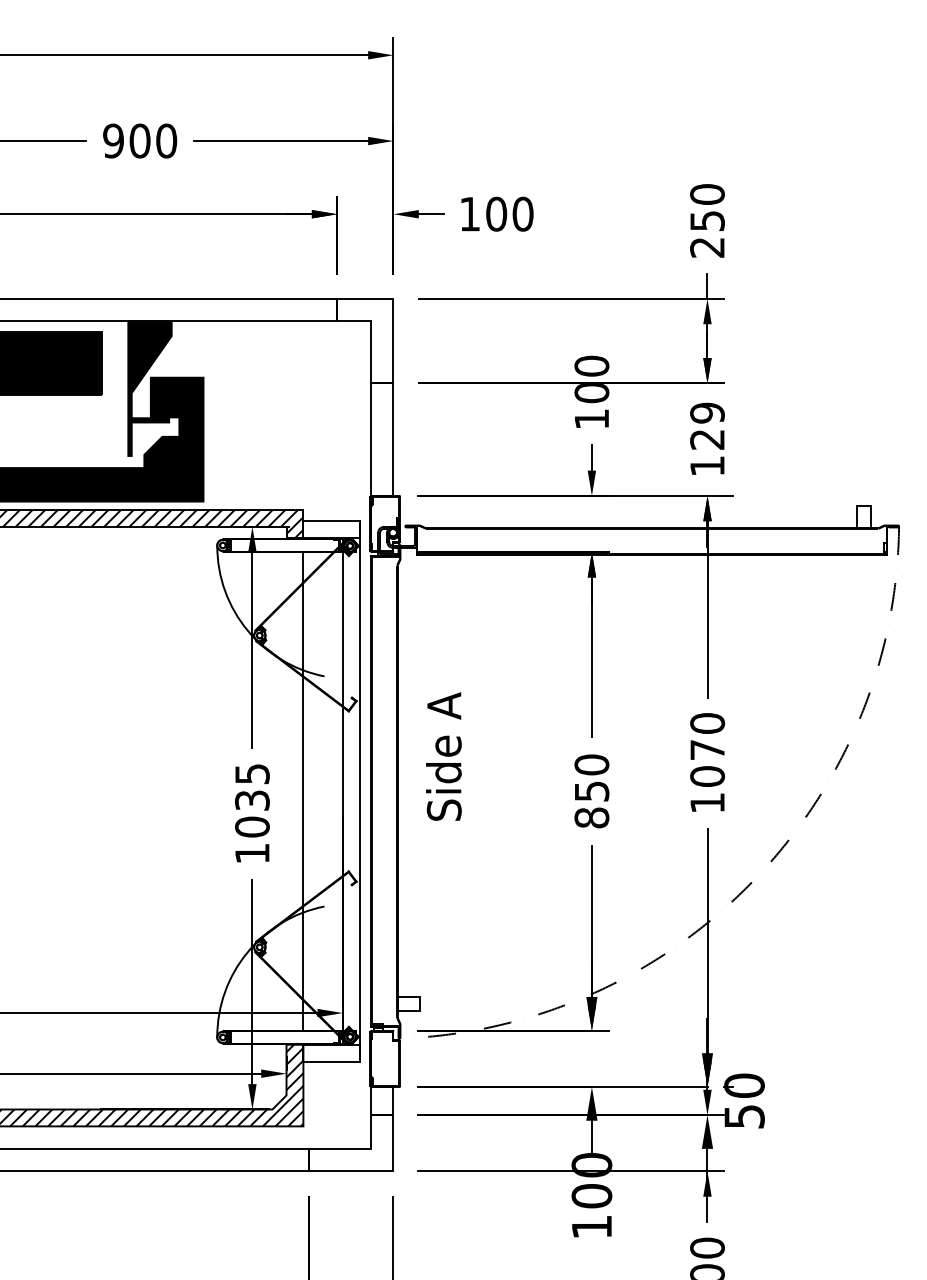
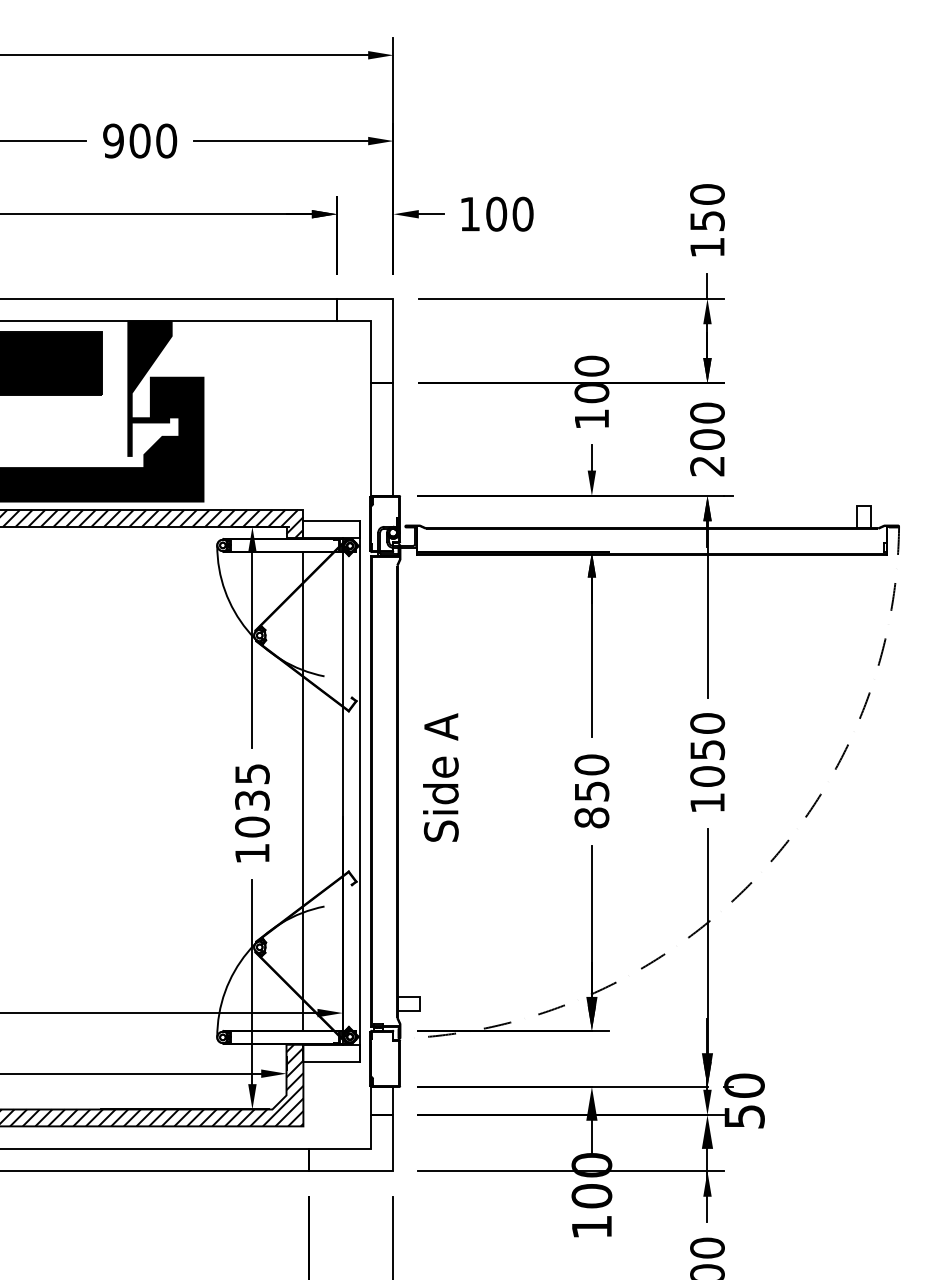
text: 250 -> 150 (707, 247)
text: 129 -> 200 (707, 439)
text: 1070 -> 1050 (707, 749)
text position: (443, 756) -> (440, 777) (440, 777)
